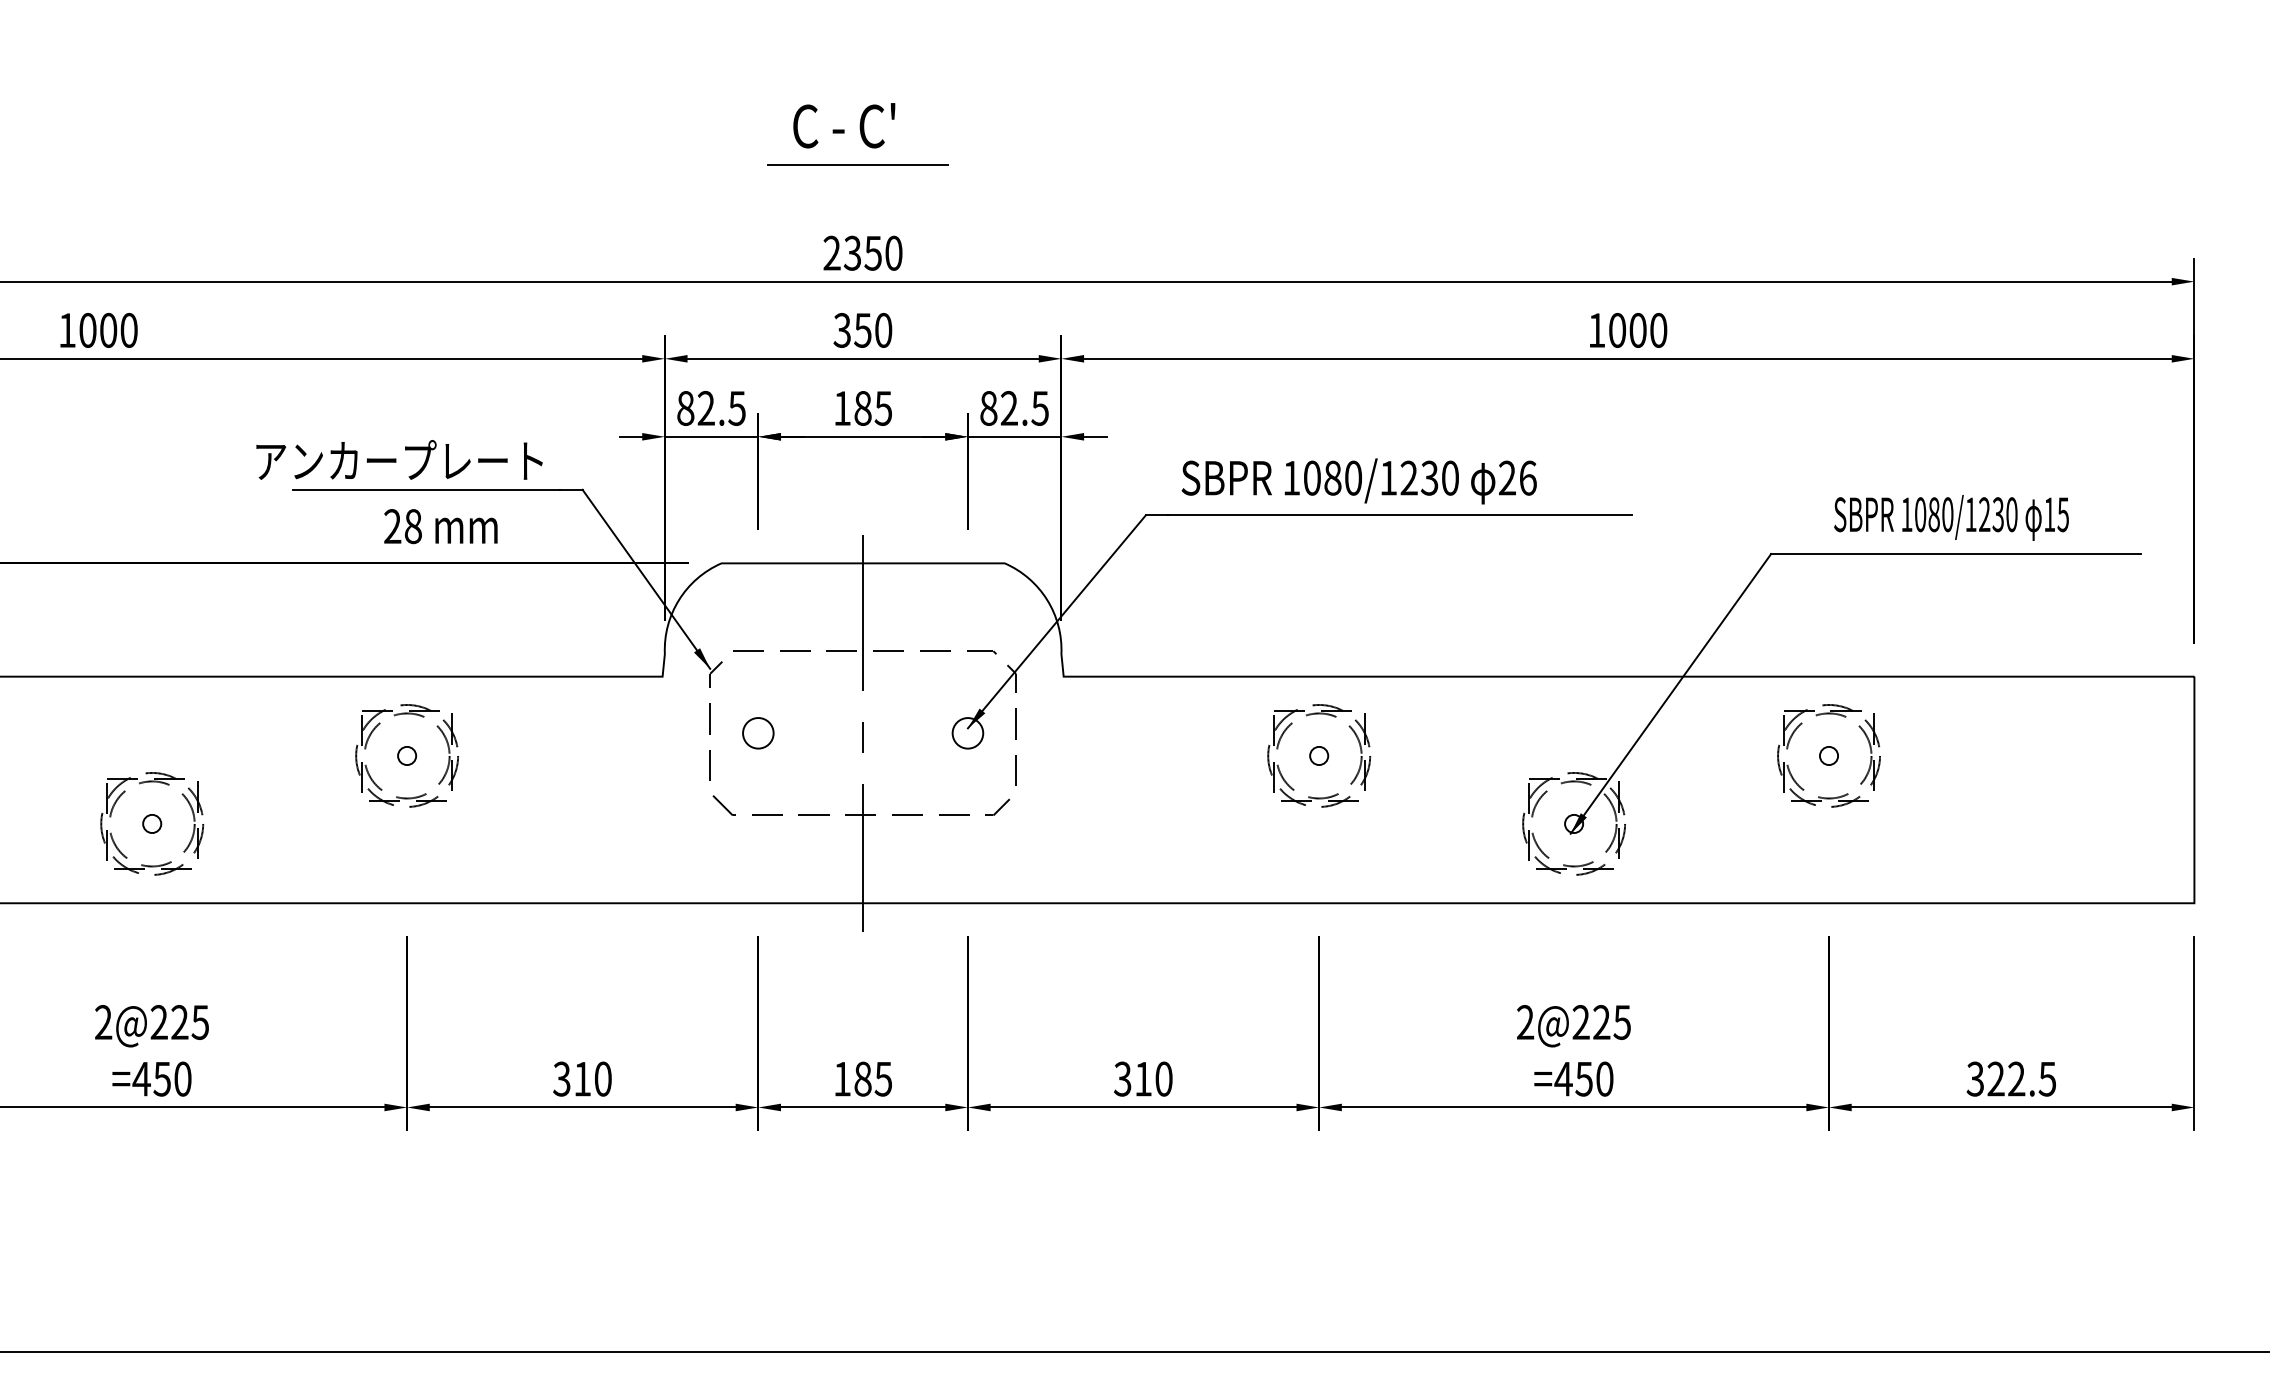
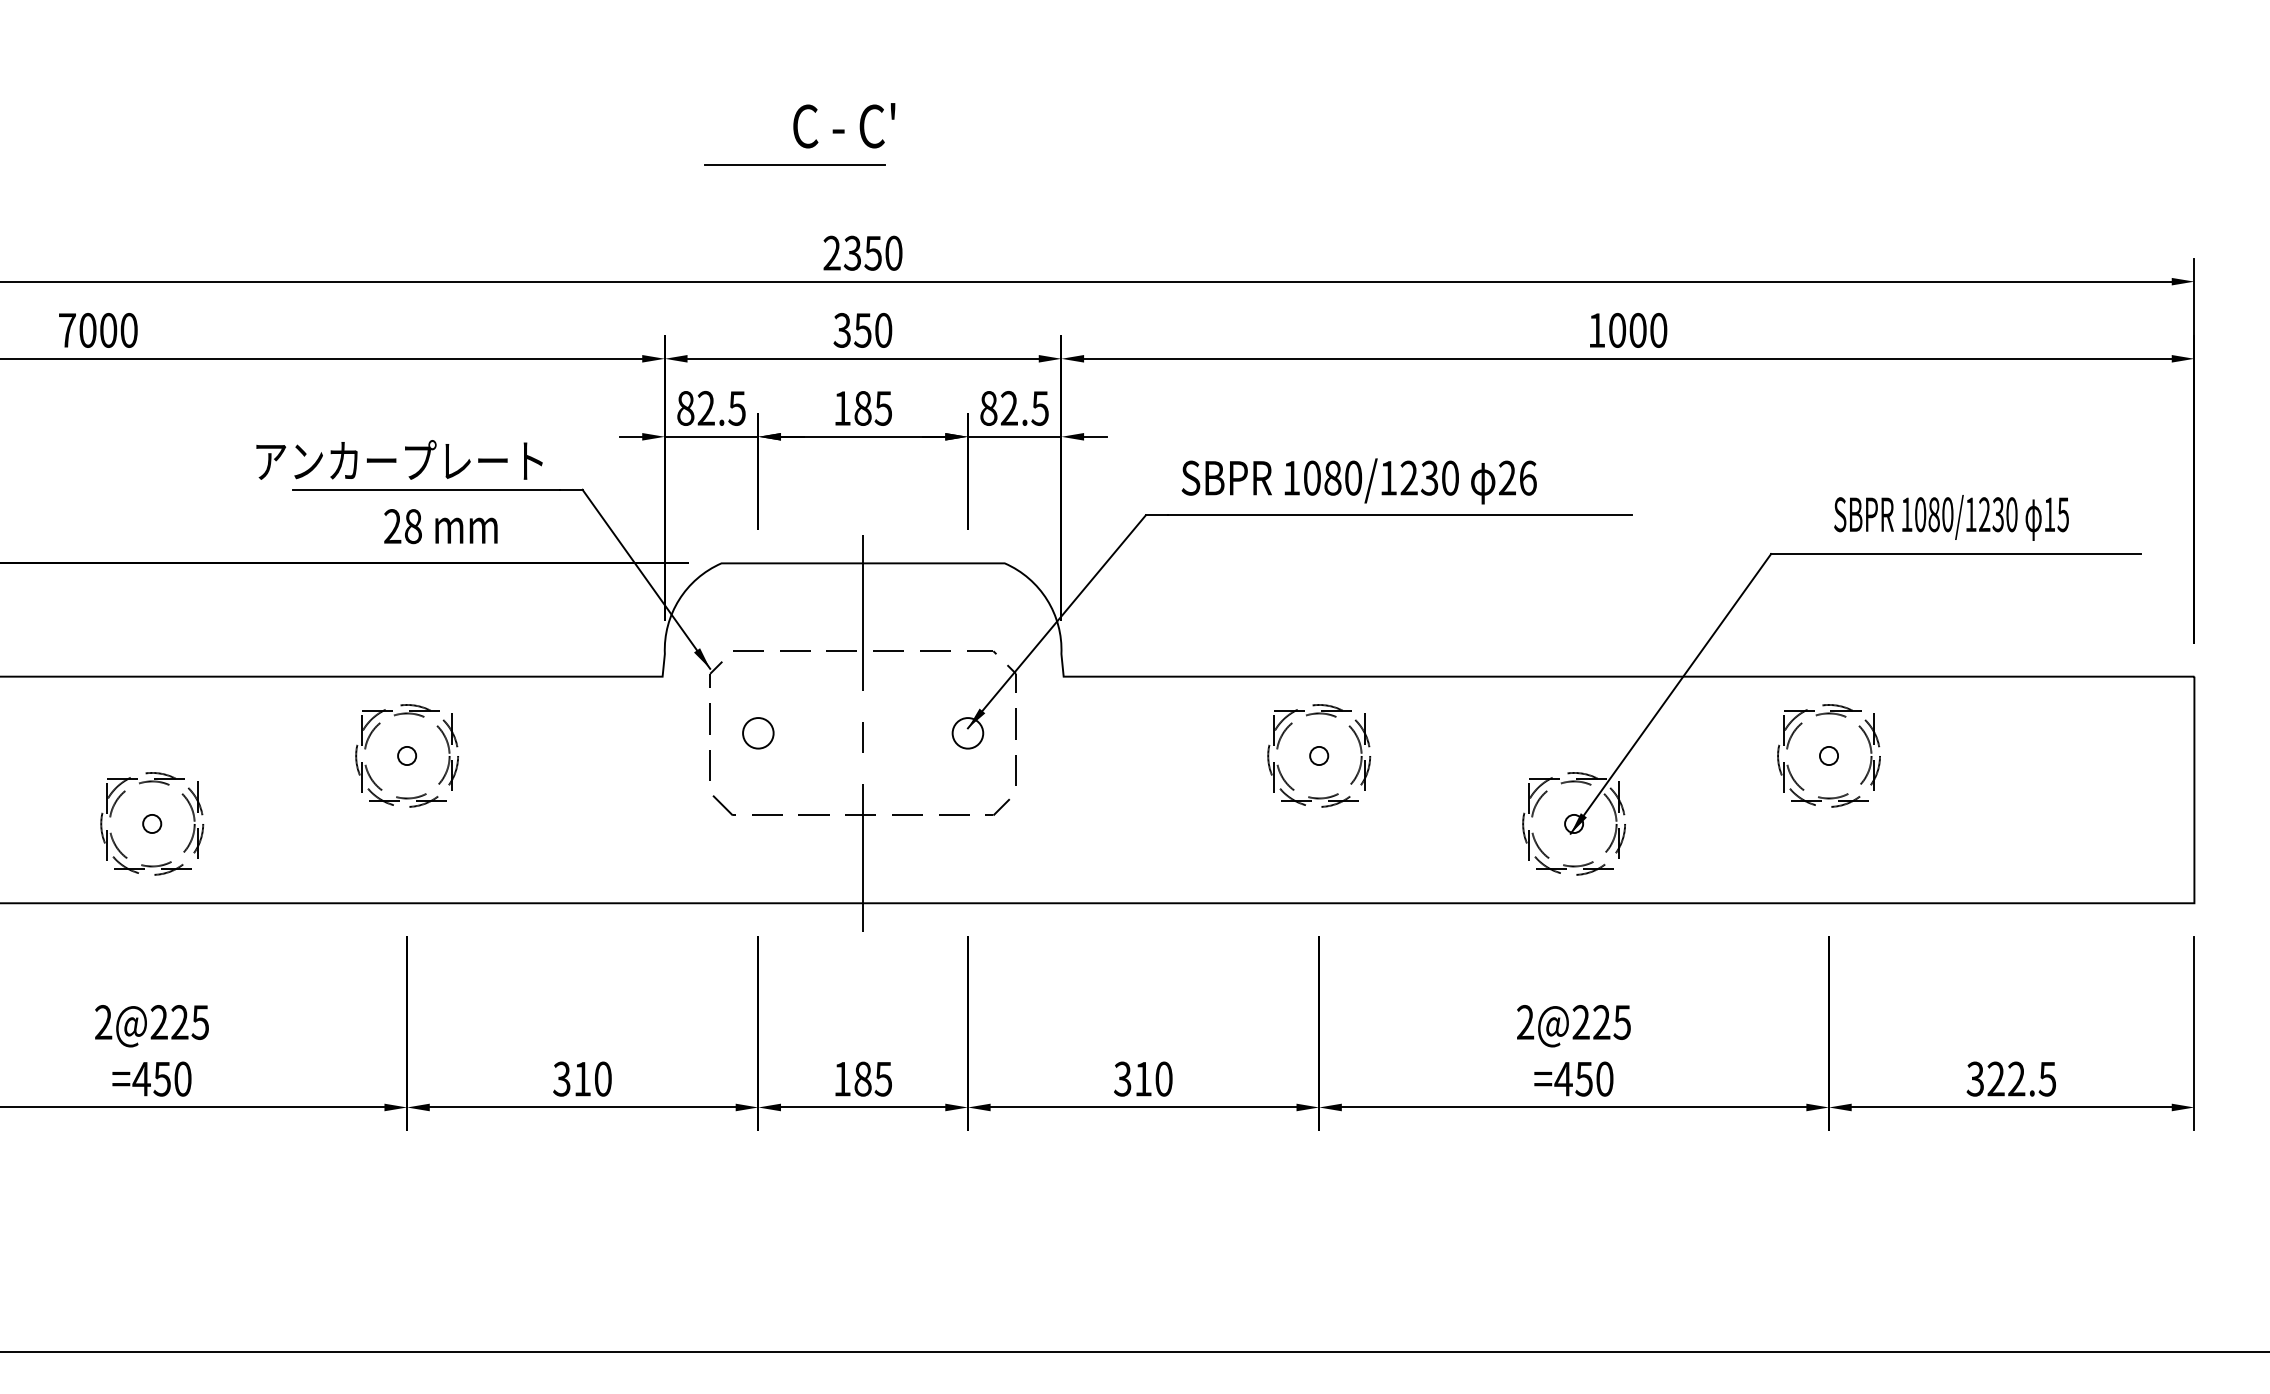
line position: (857, 164) -> (794, 164) (794, 164)
text: 1000 -> 7000 (67, 330)
